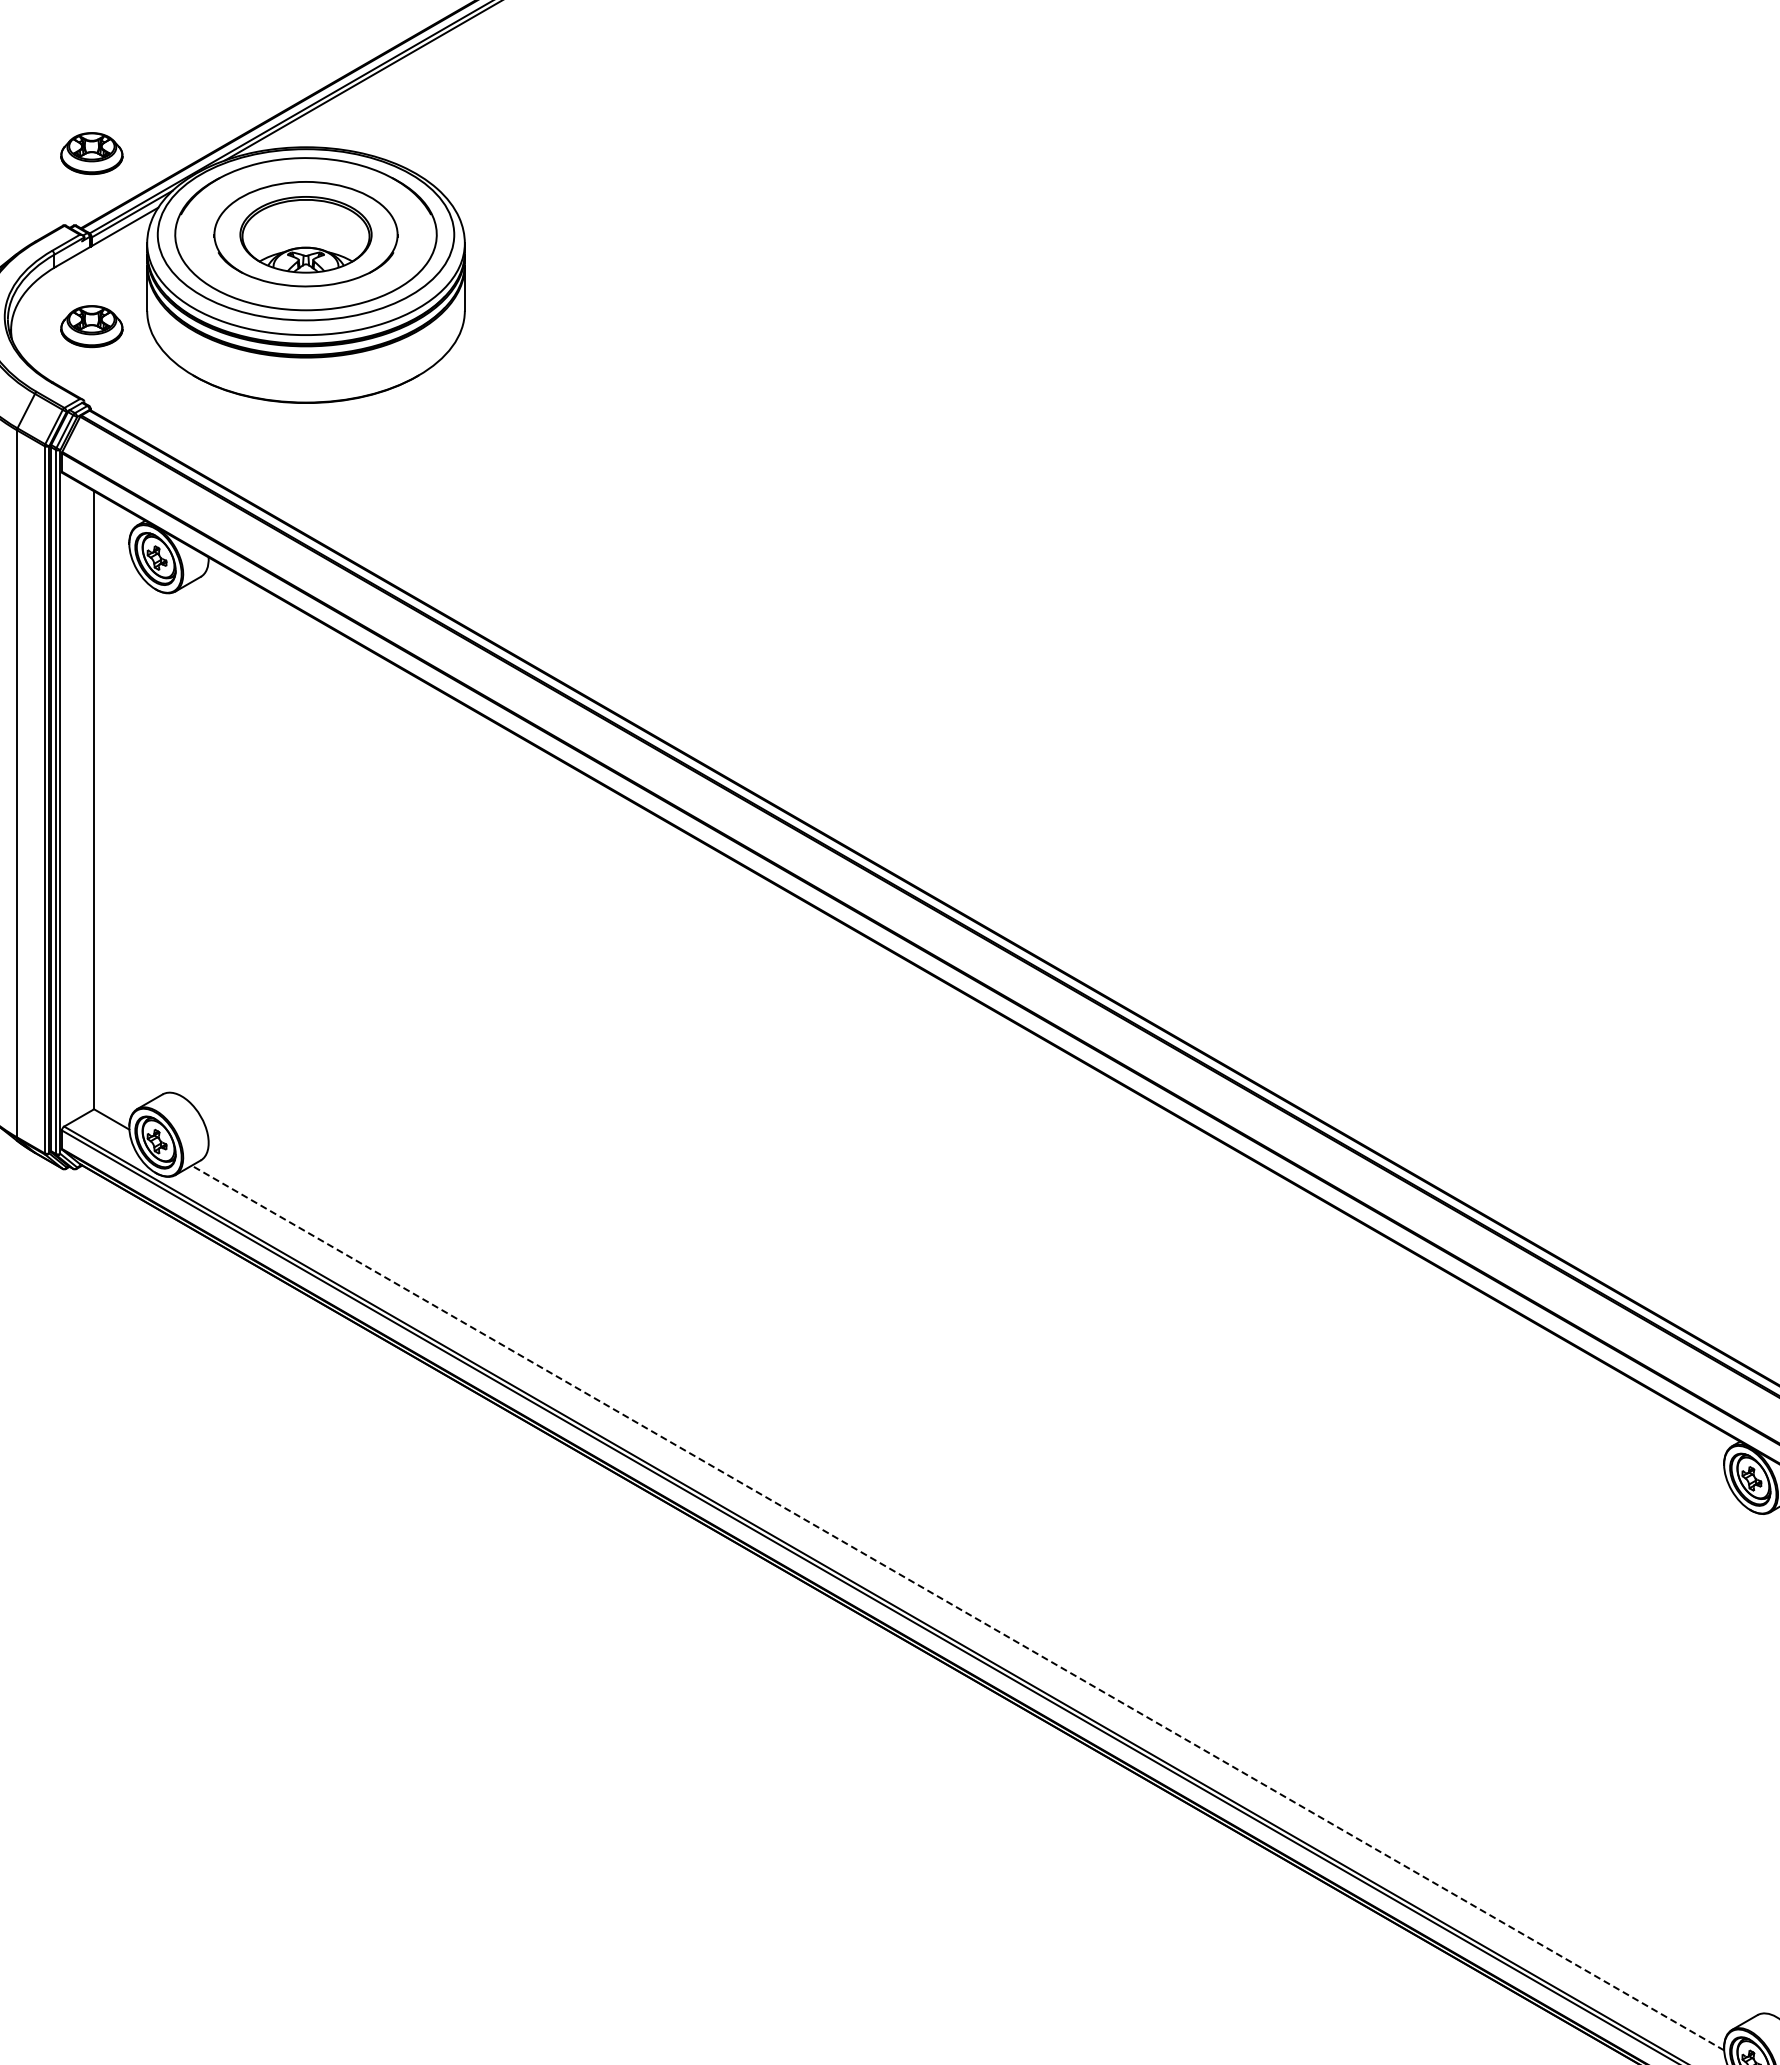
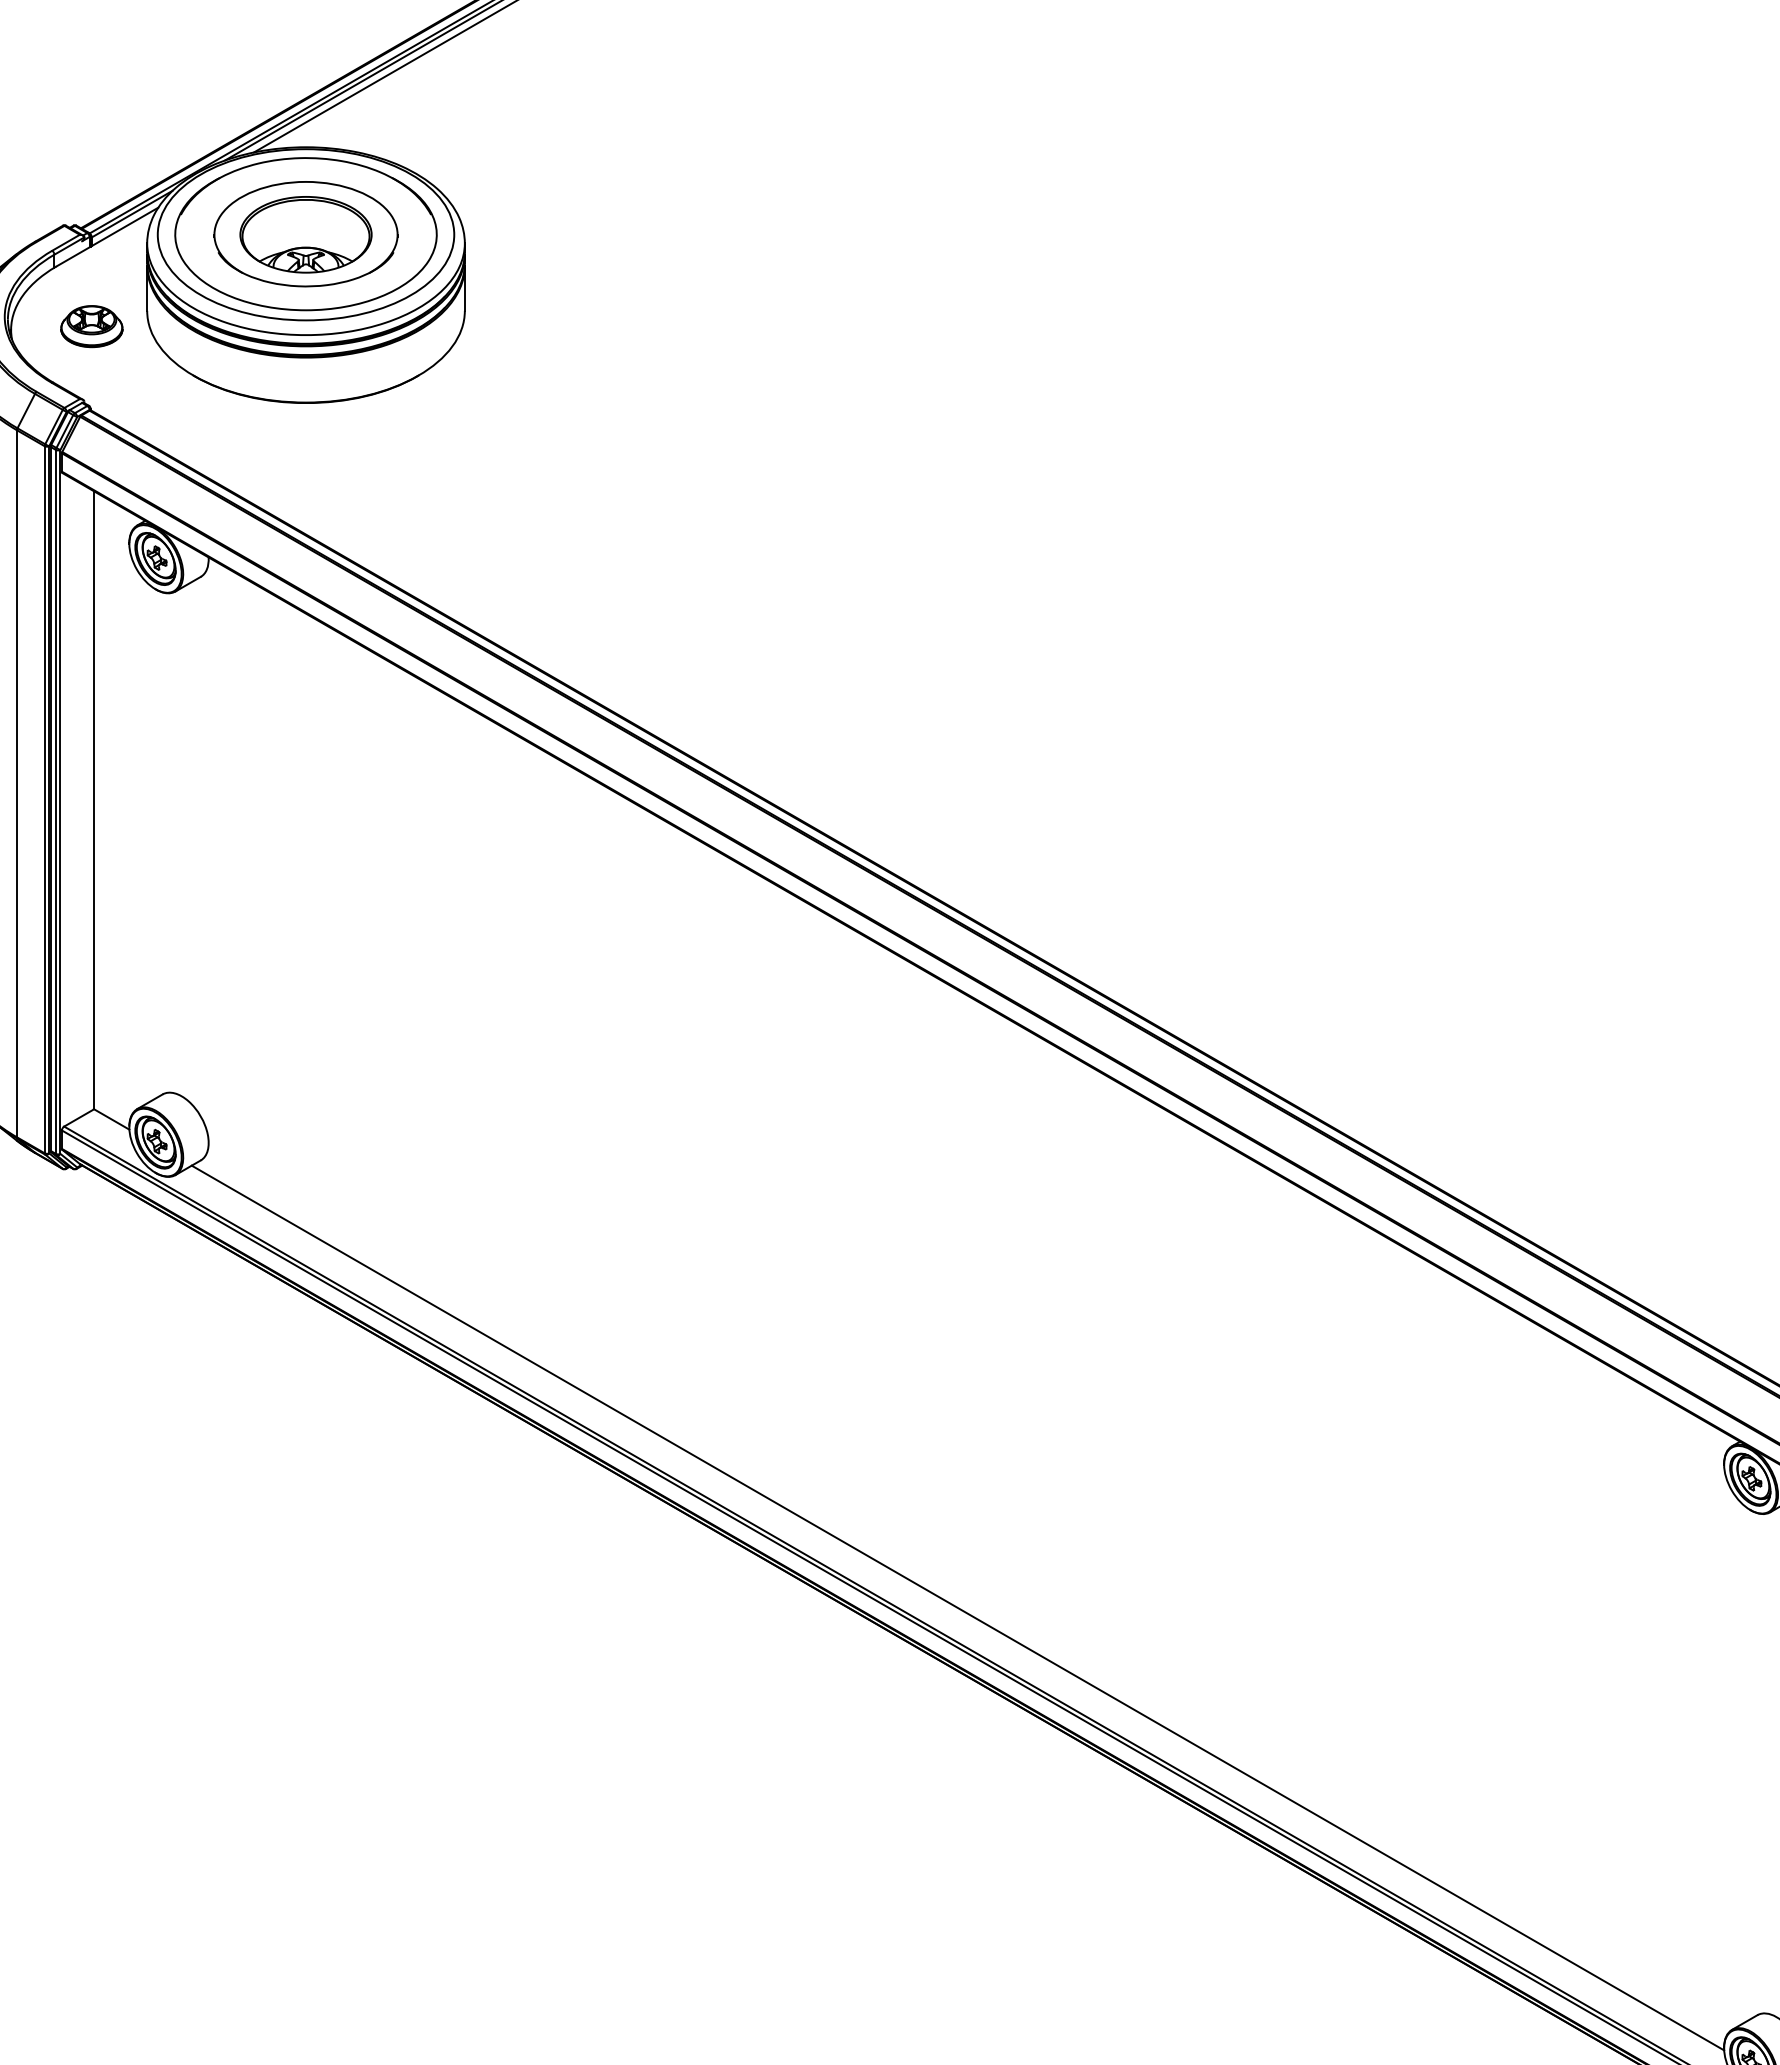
line: none -> present (383, 77)
part: present -> none (91, 153)
line: dashed -> solid (957, 1608)
